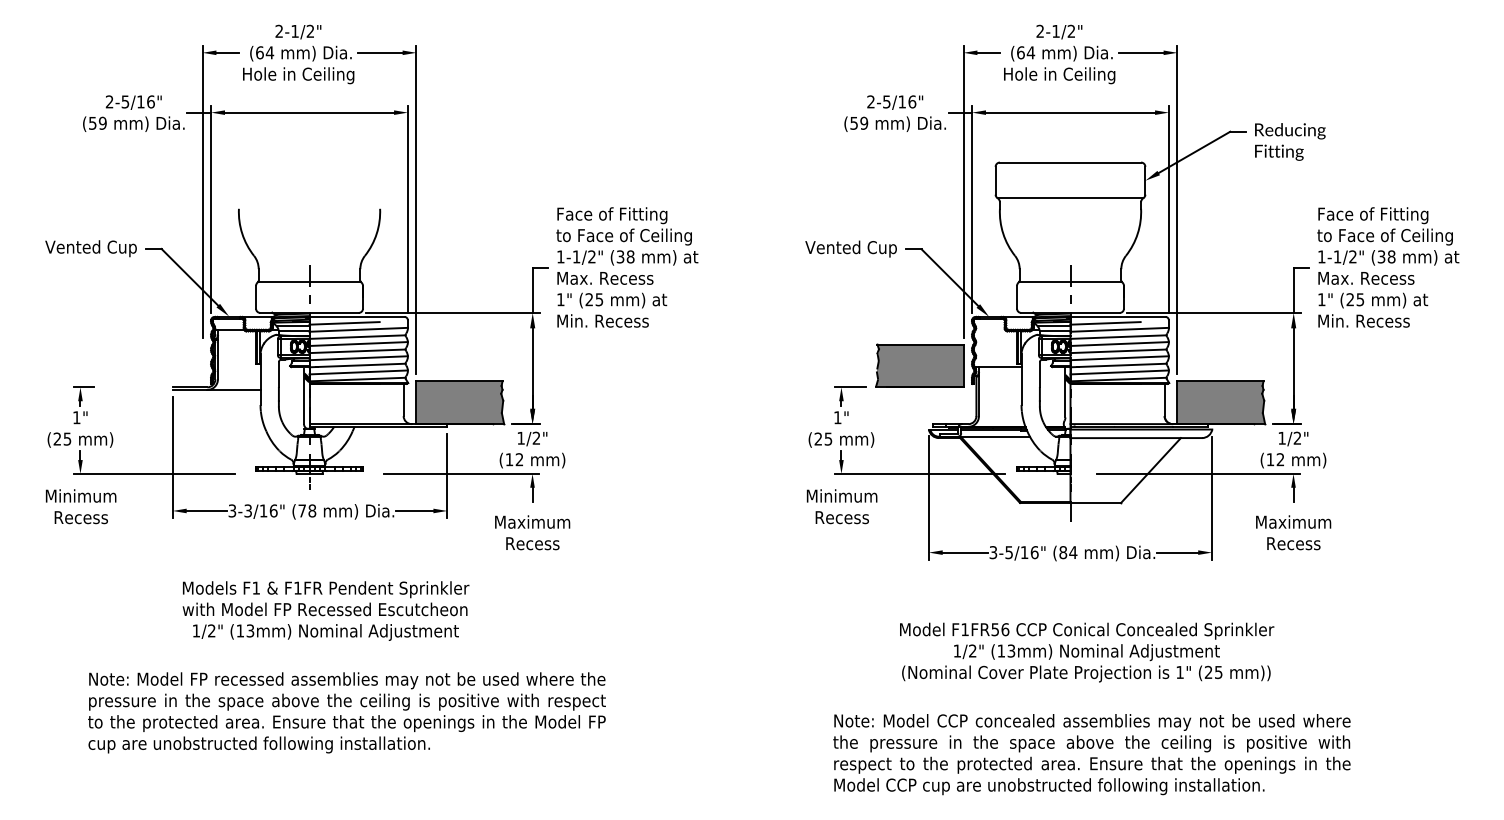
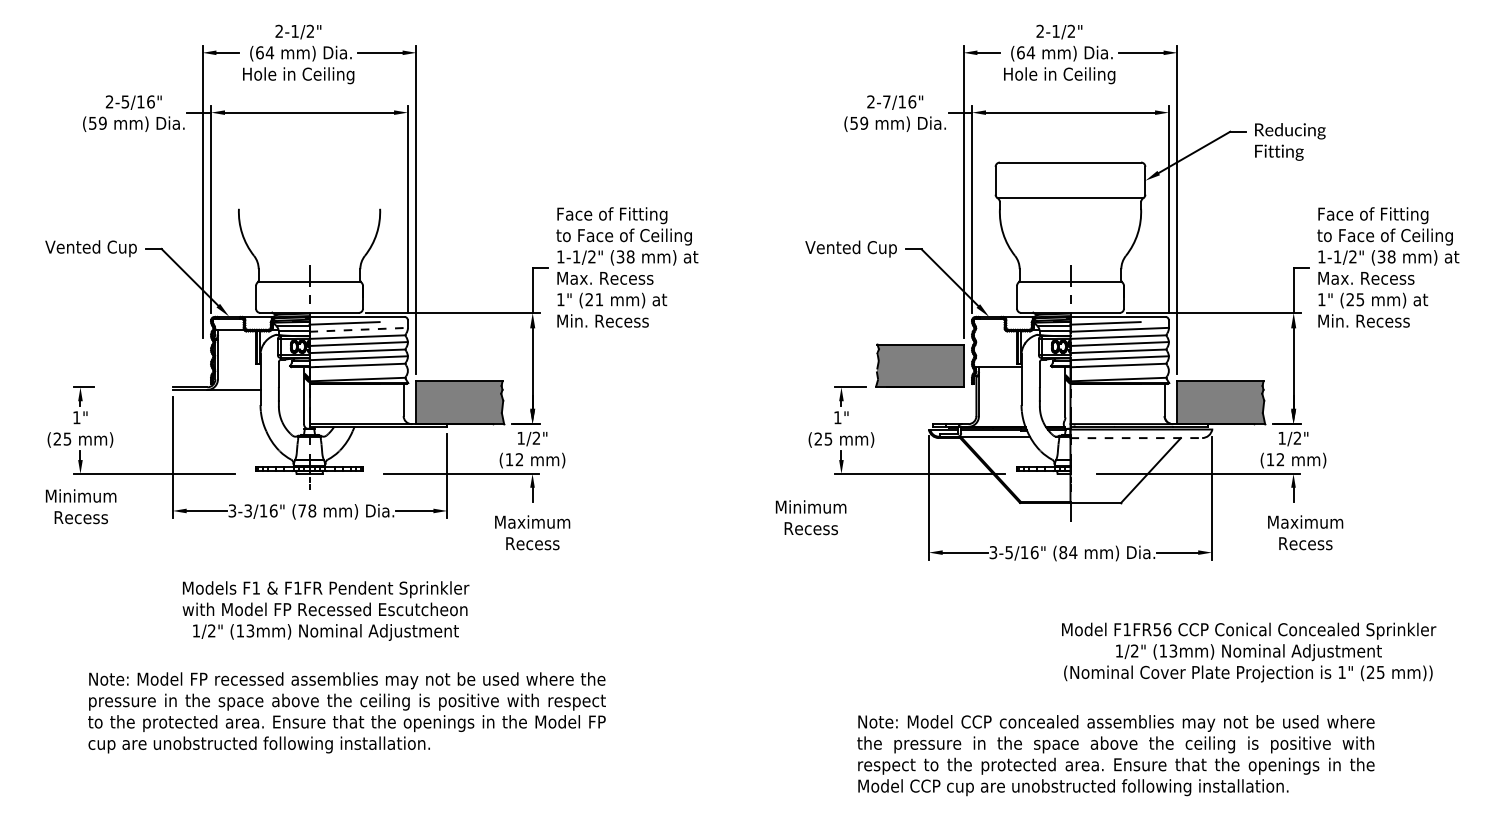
text: 2-5/16" -> 2-7/16" (886, 101)
text: (25 -> (21 (599, 299)
line: solid -> dashed (359, 329)
line: present -> none (358, 372)
line: present -> none (1119, 372)
line: solid -> dashed (1136, 438)
text position: (841, 506) -> (810, 517) (810, 517)
text position: (1293, 532) -> (1305, 532) (1305, 532)
text position: (1087, 652) -> (1249, 652) (1249, 652)
text position: (1091, 754) -> (1115, 755) (1115, 755)
